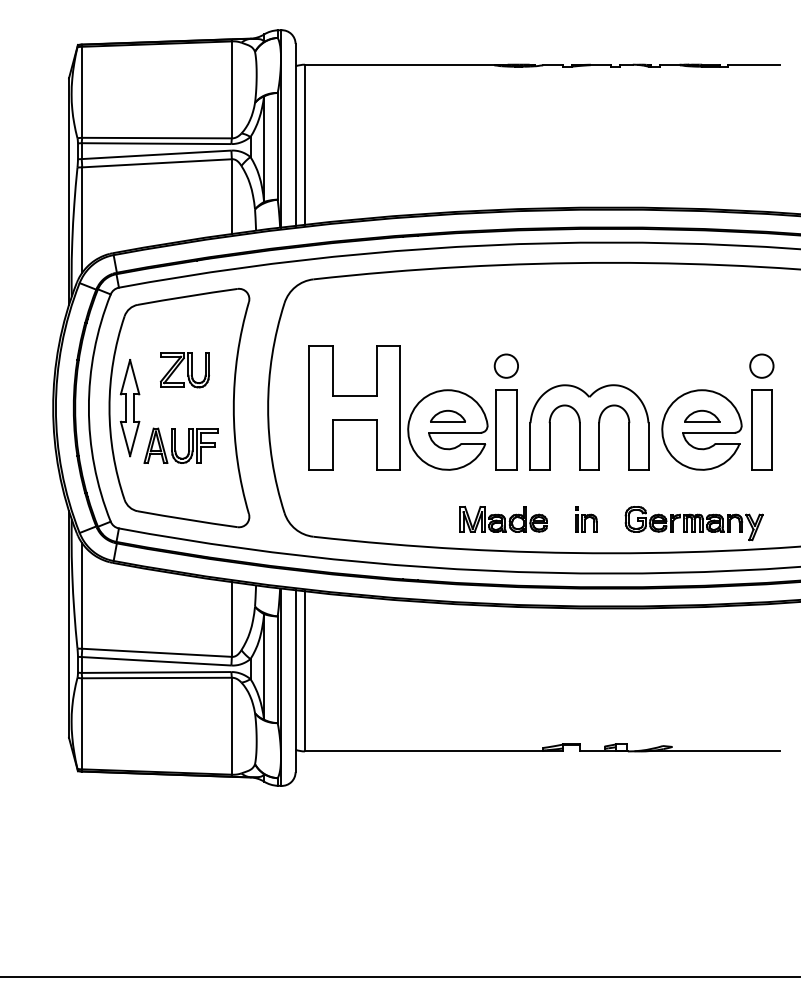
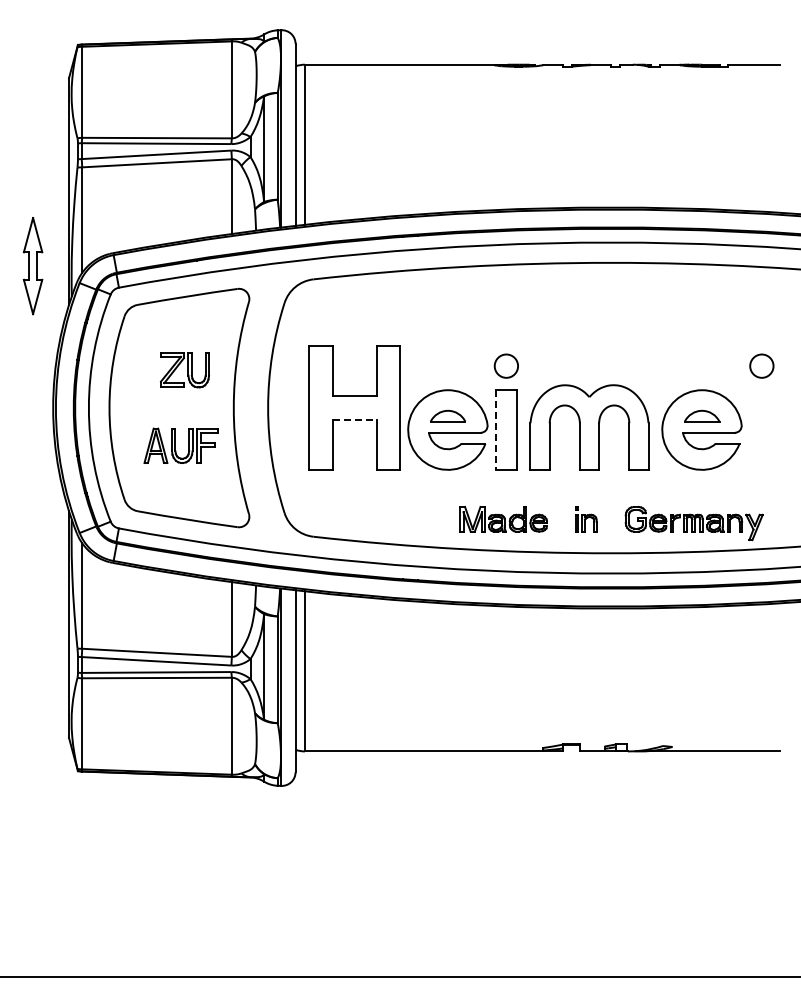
part position: (129, 408) -> (32, 266) (32, 266)
line: solid -> dashed (354, 419)
part: present -> none (761, 429)
line: solid -> dashed (496, 430)
